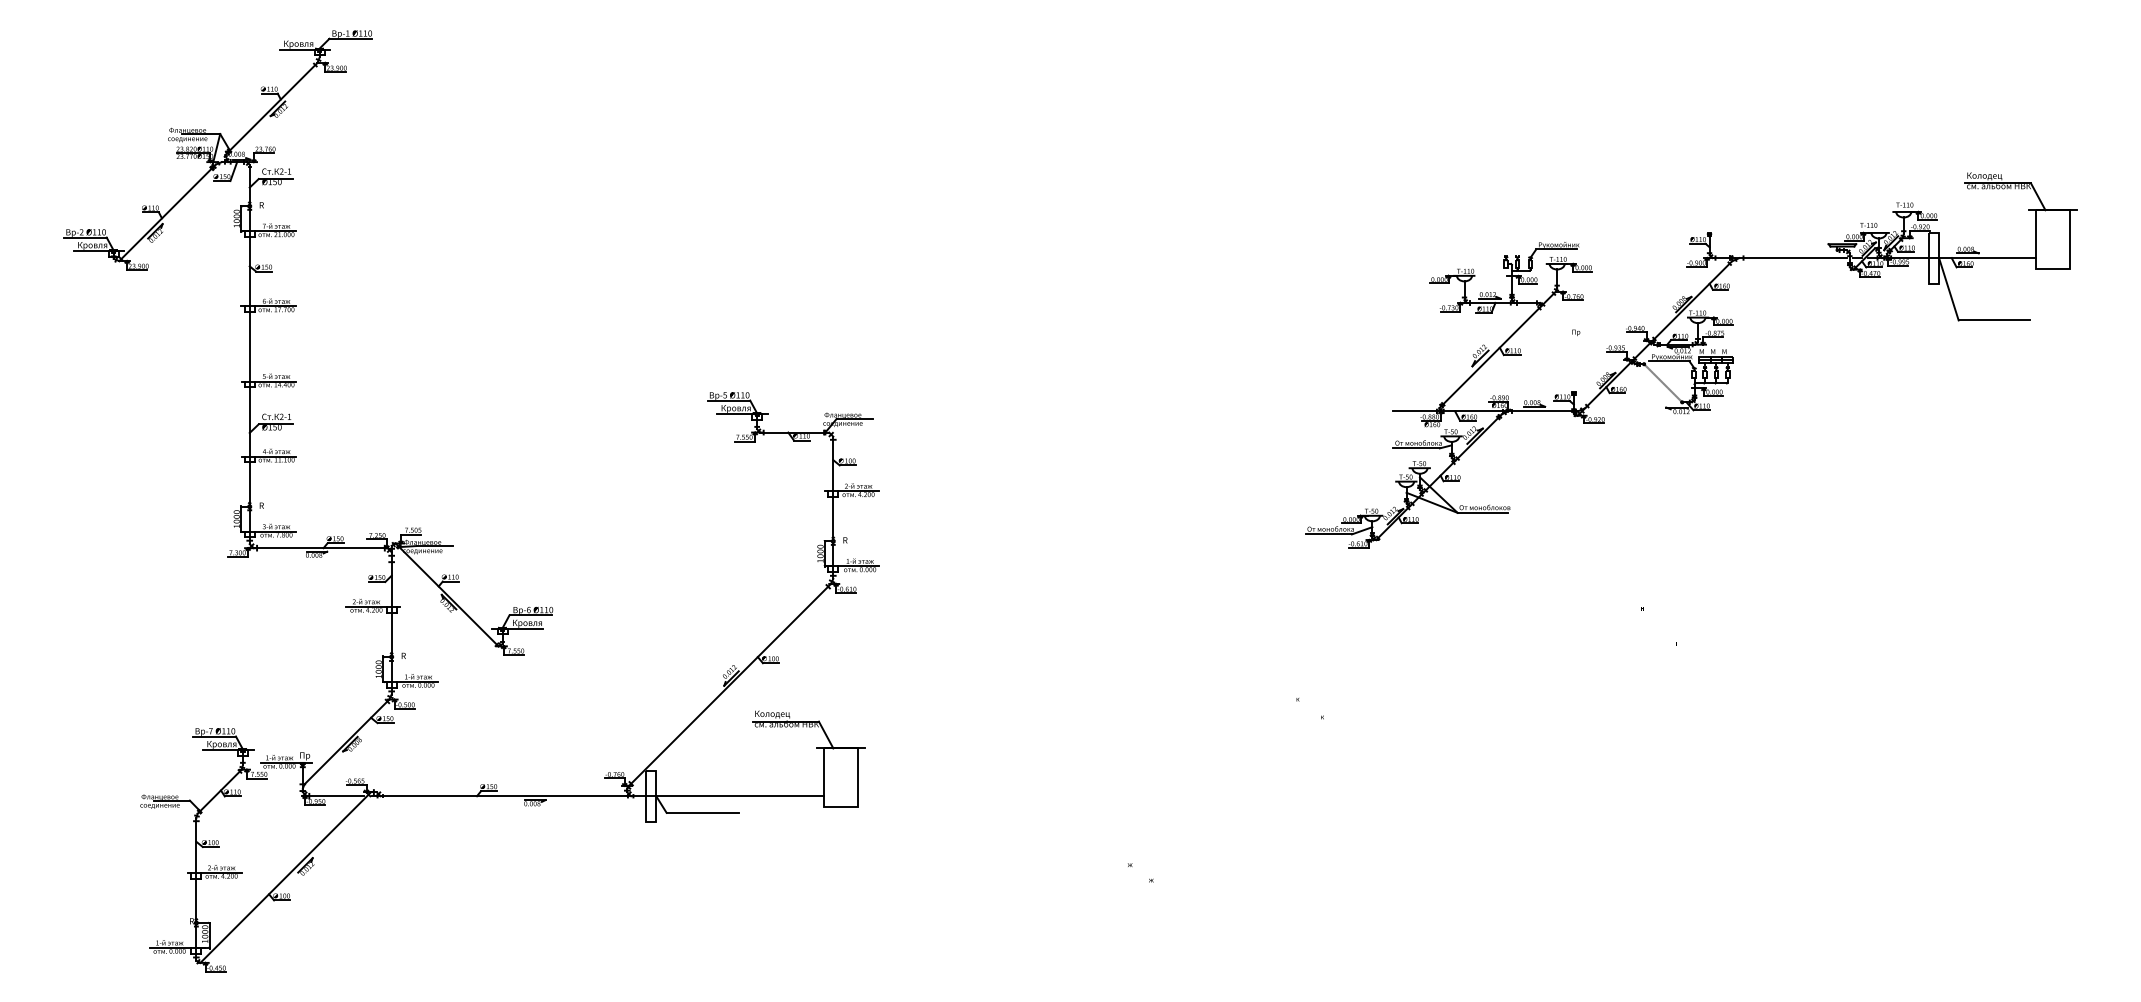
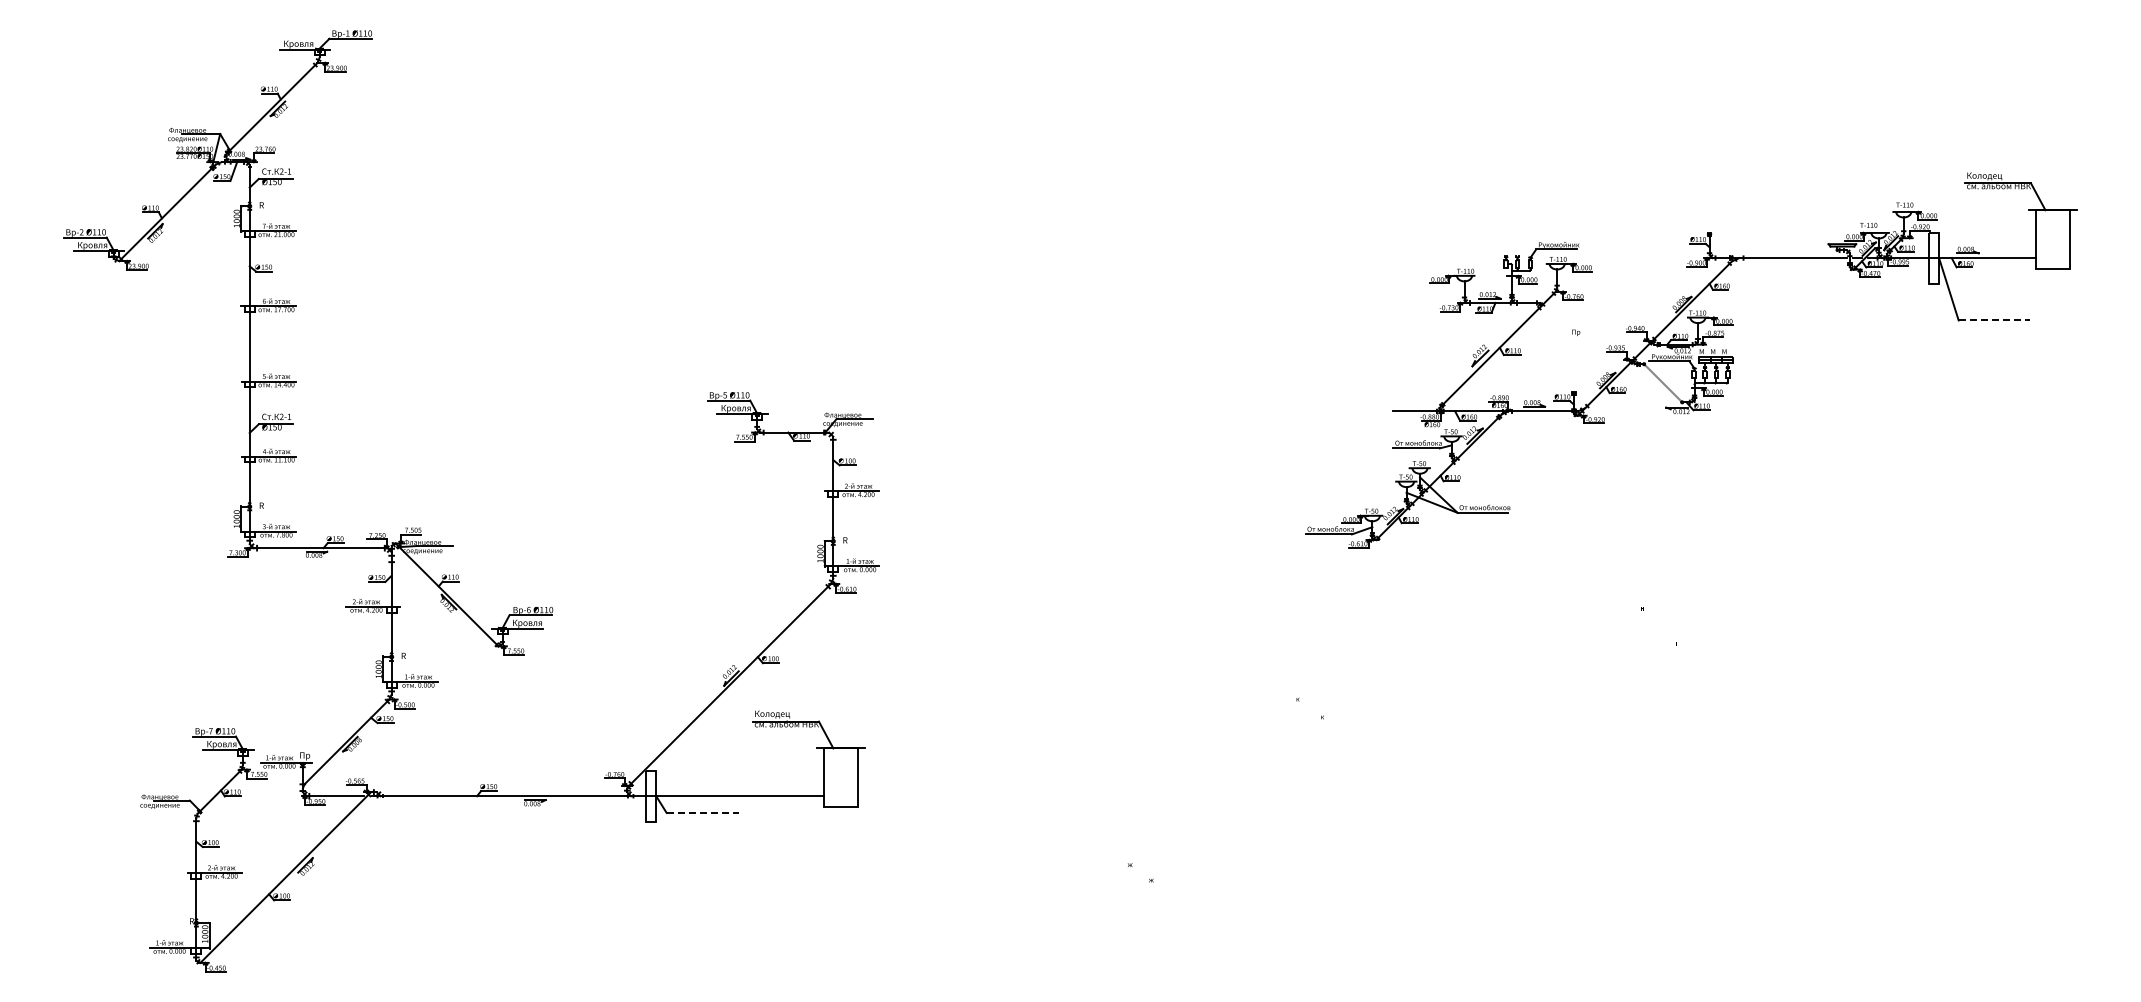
line: solid -> dashed (1994, 320)
line: solid -> dashed (702, 812)
